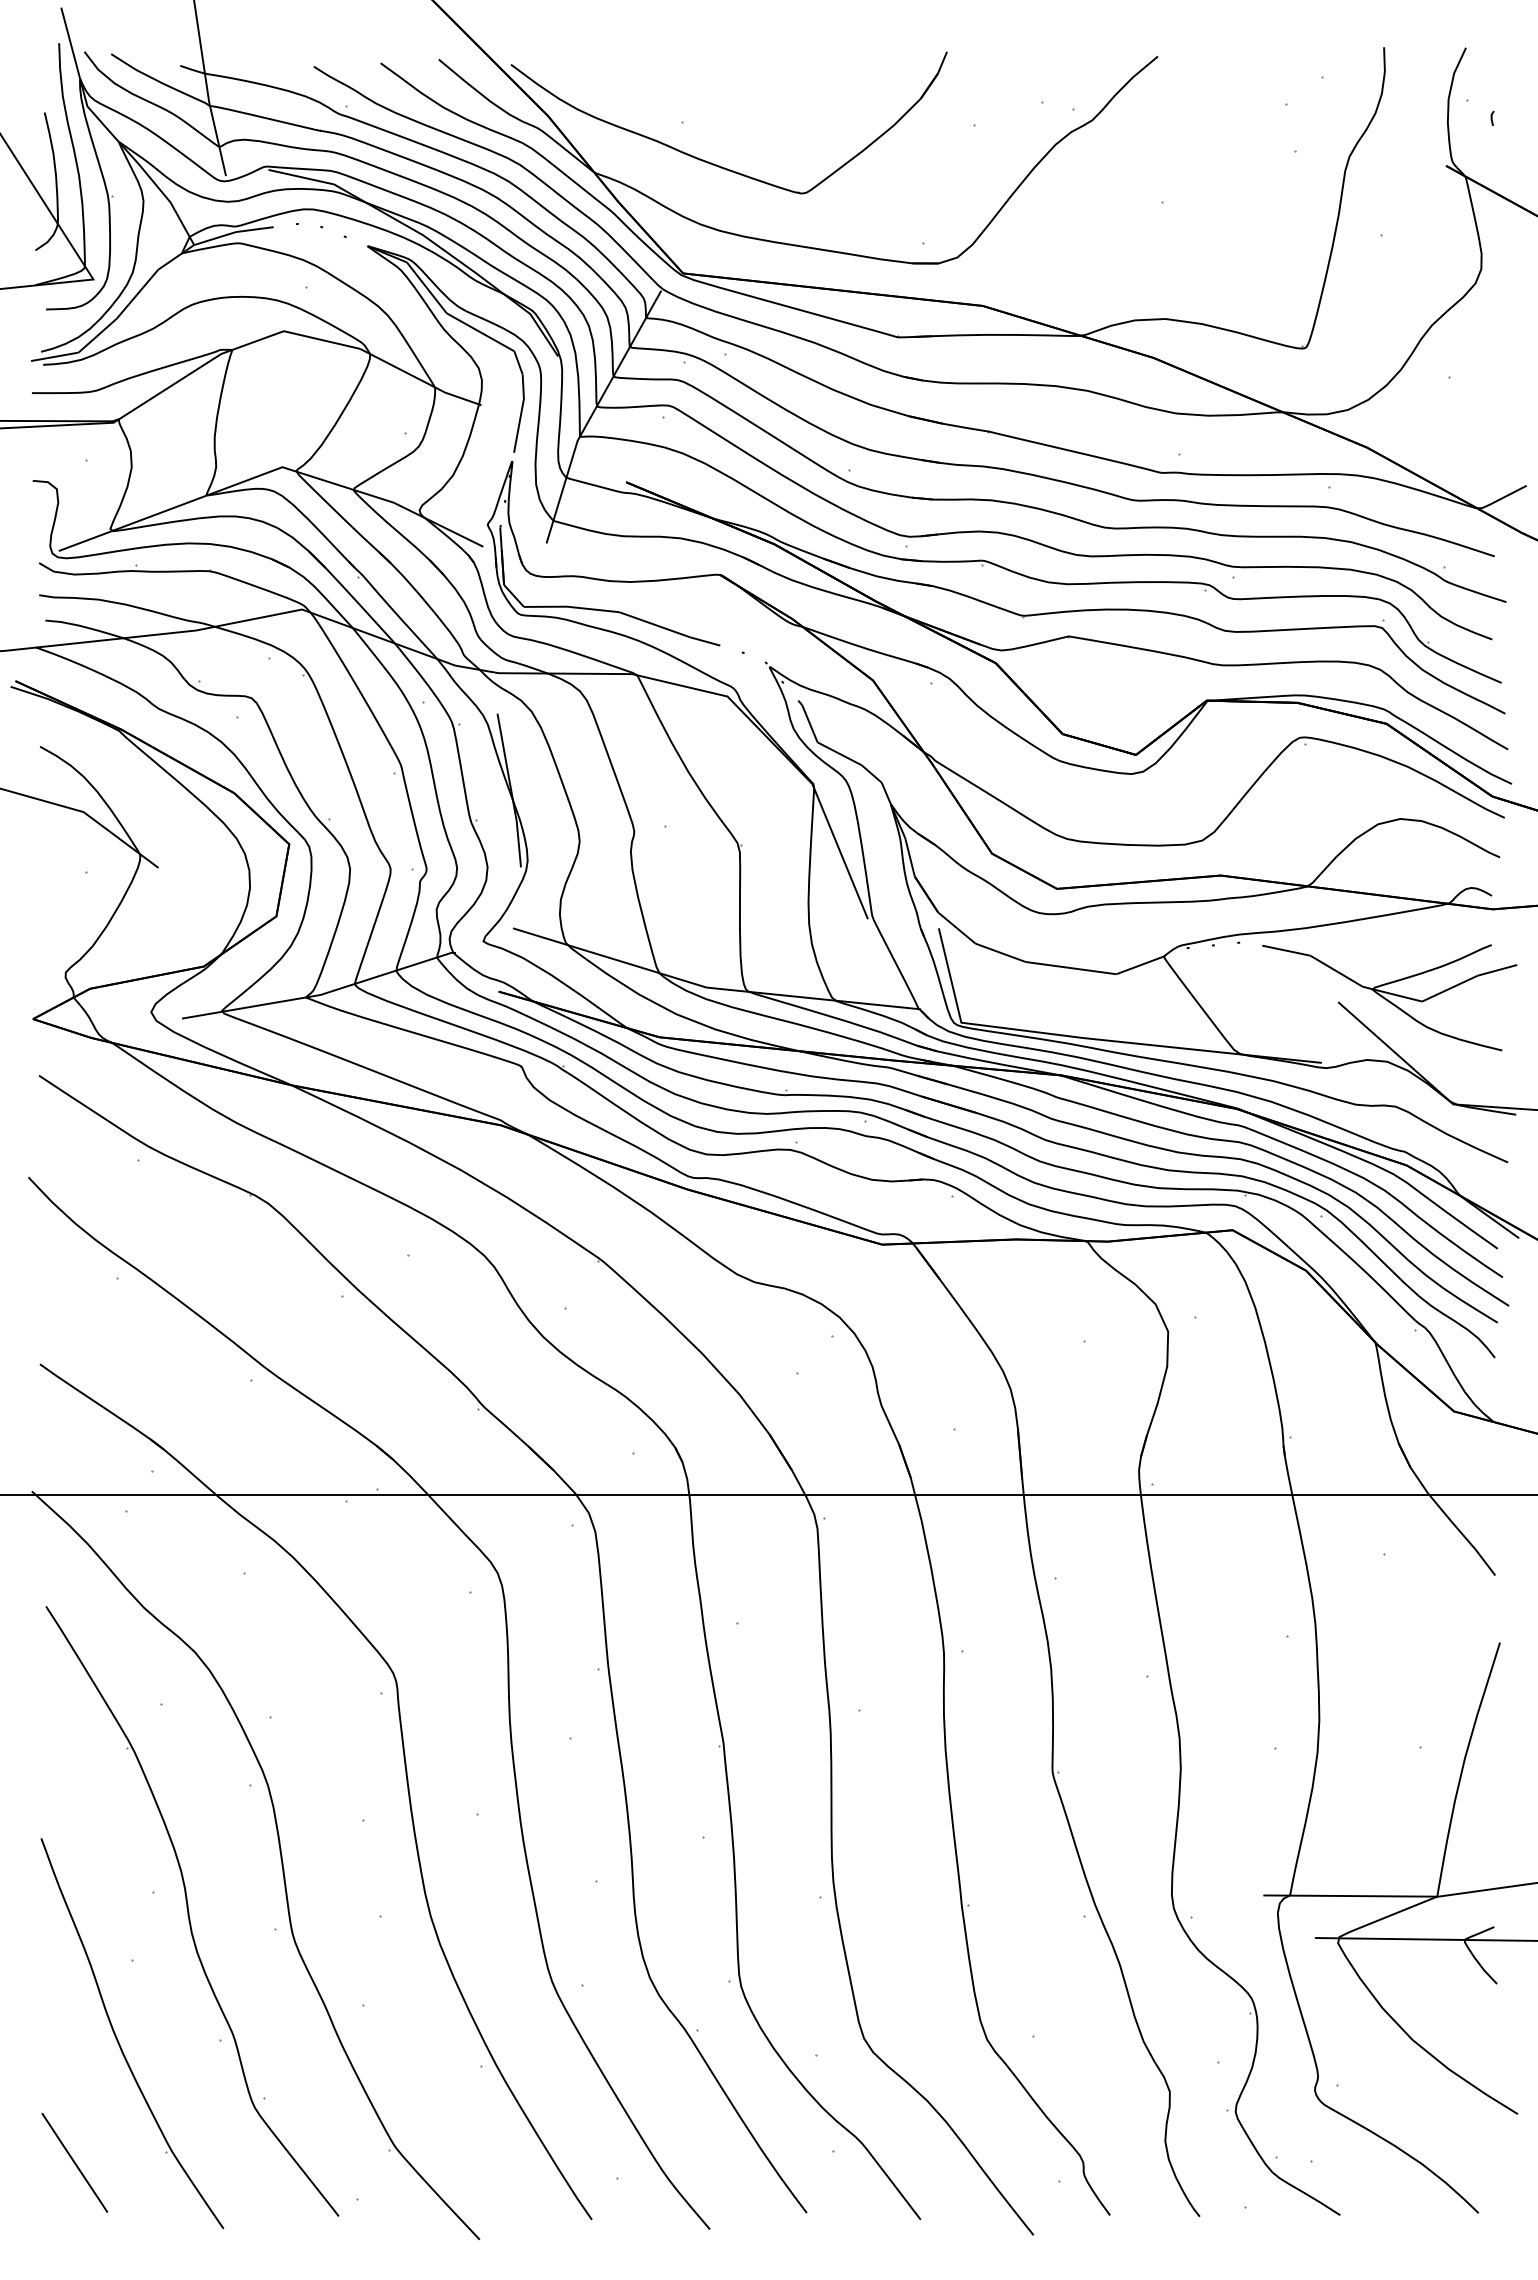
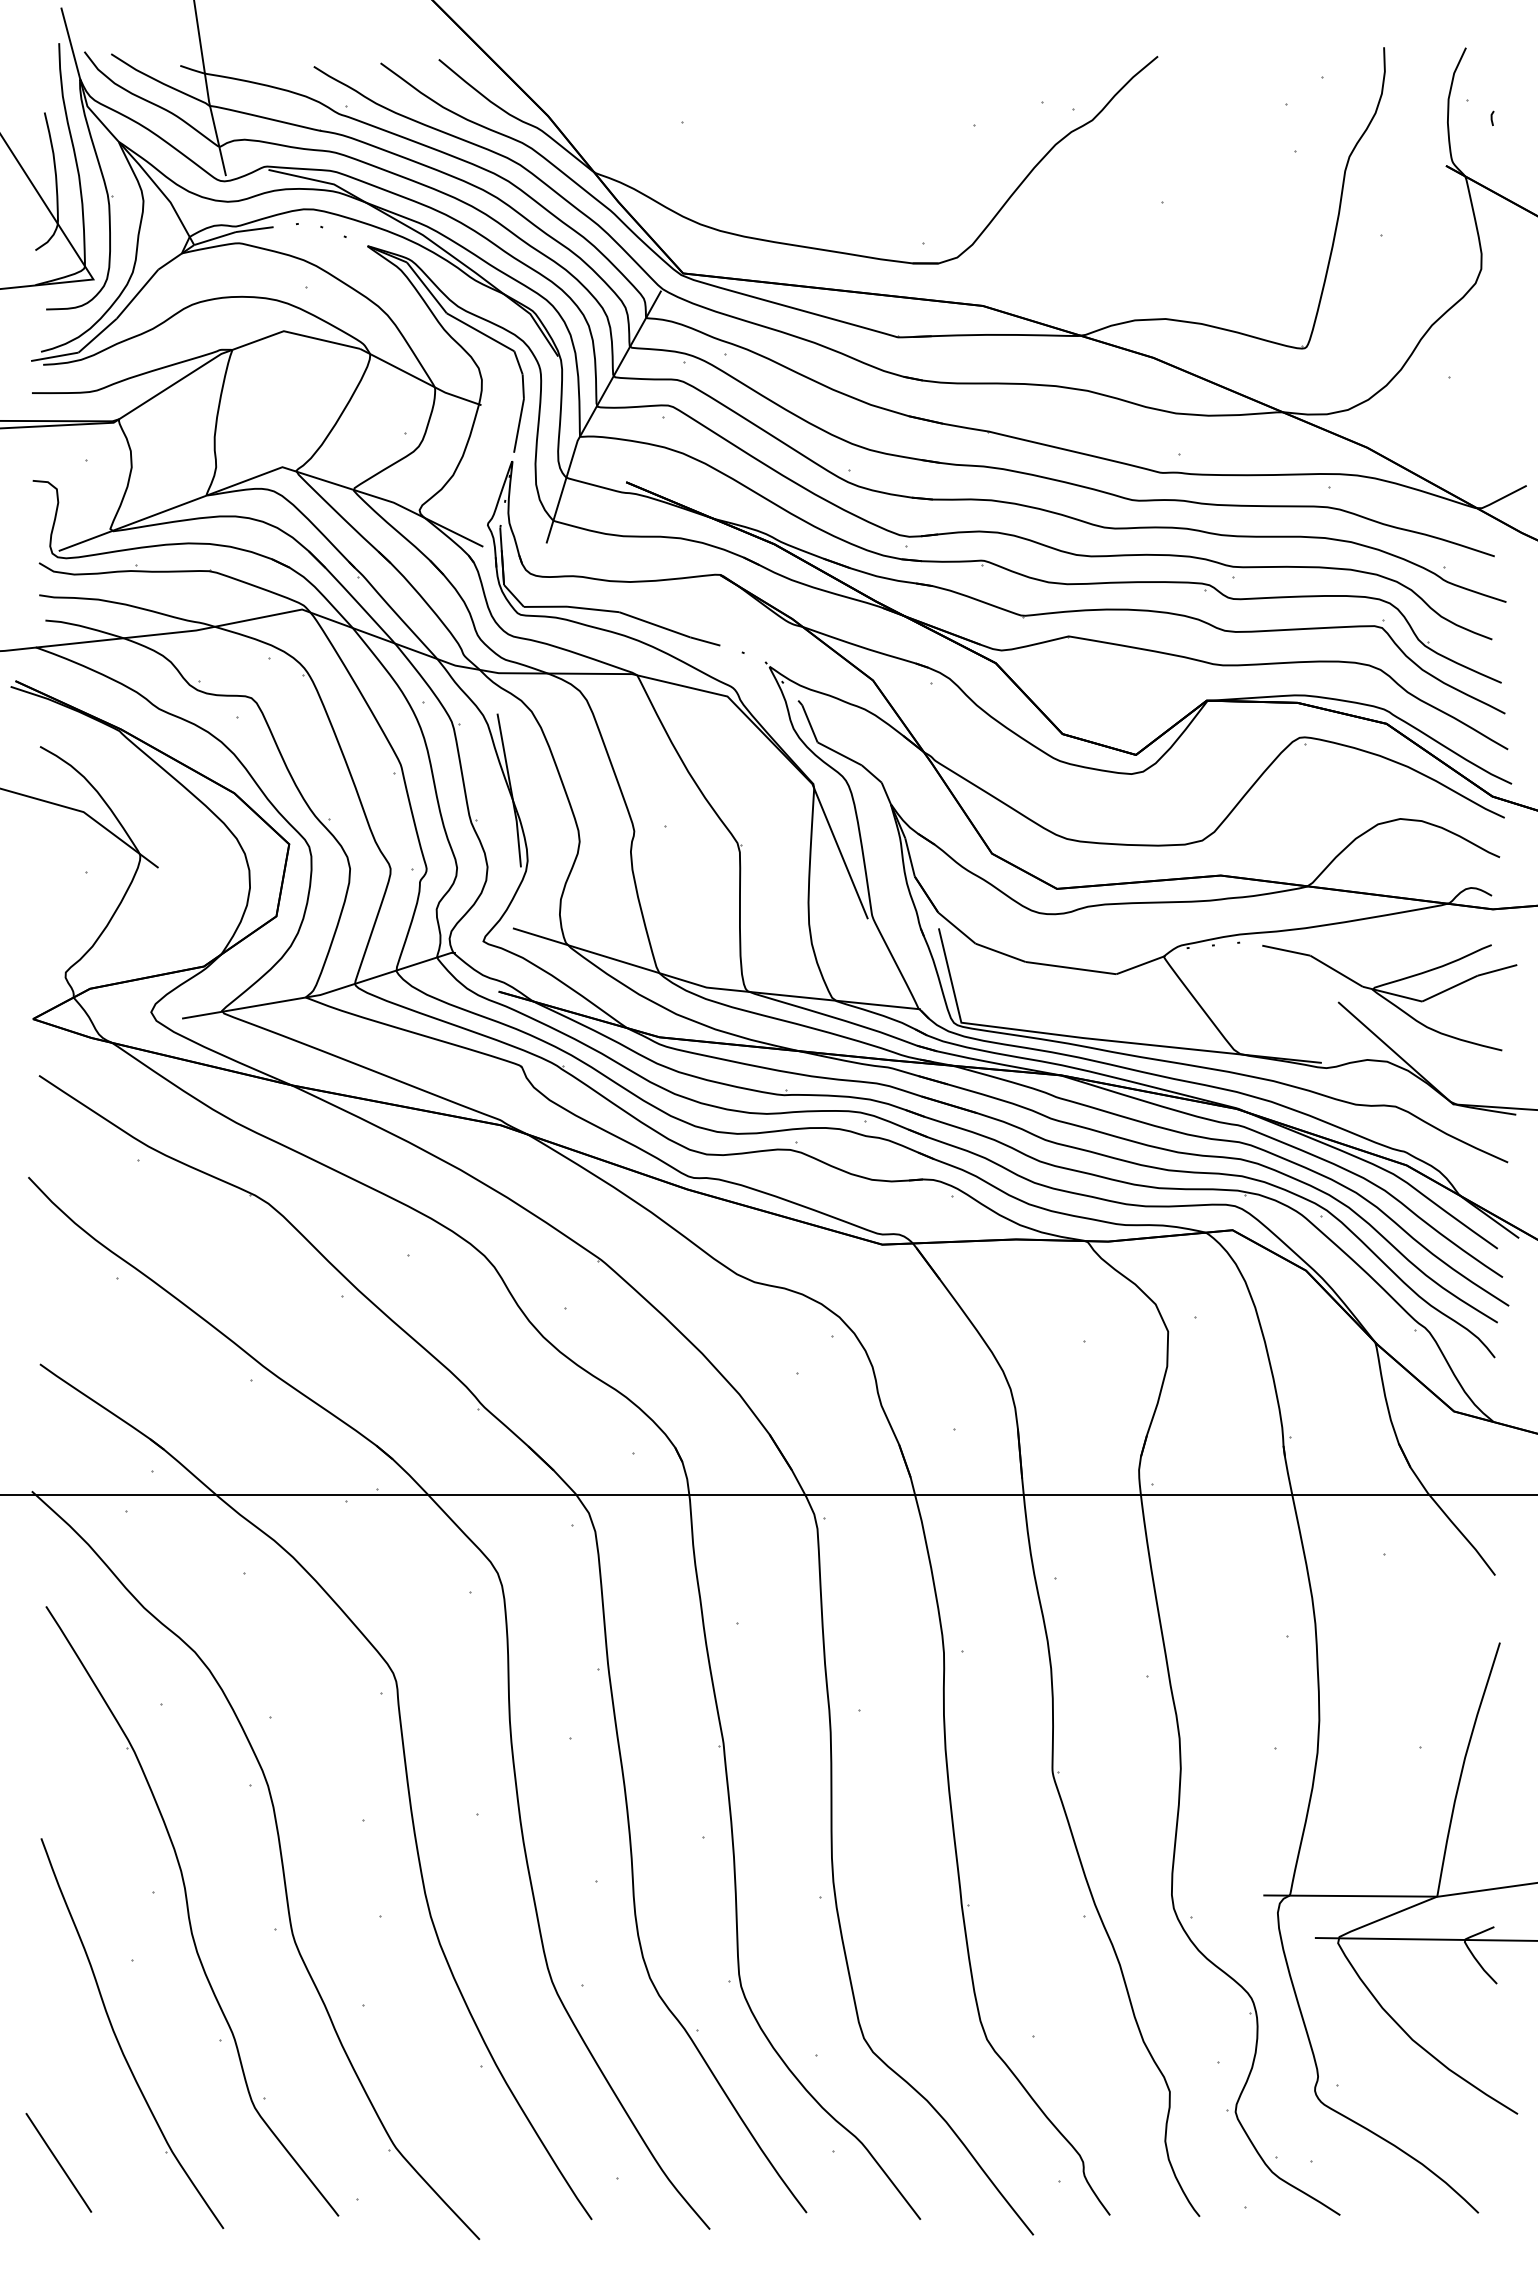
part: present -> none (714, 163)
line position: (74, 2162) -> (58, 2162) (58, 2162)
